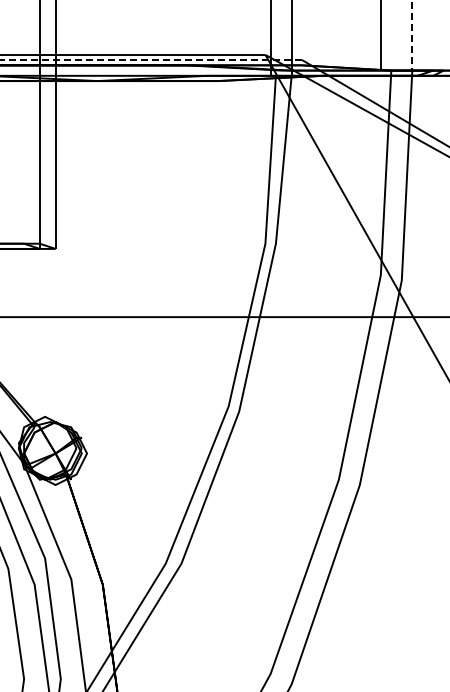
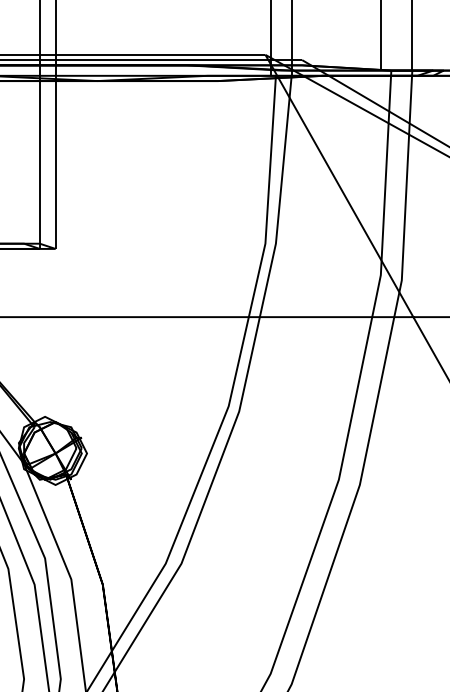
line: dashed -> solid (412, 35)
line: dashed -> solid (151, 60)
